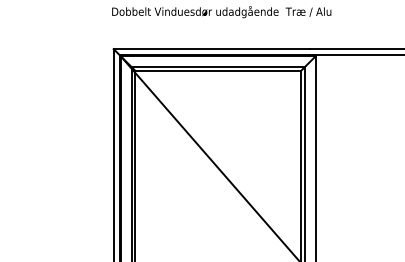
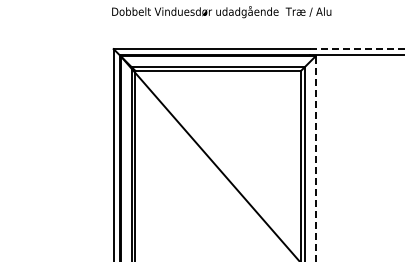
line: solid -> dashed (357, 49)
line: solid -> dashed (315, 159)
